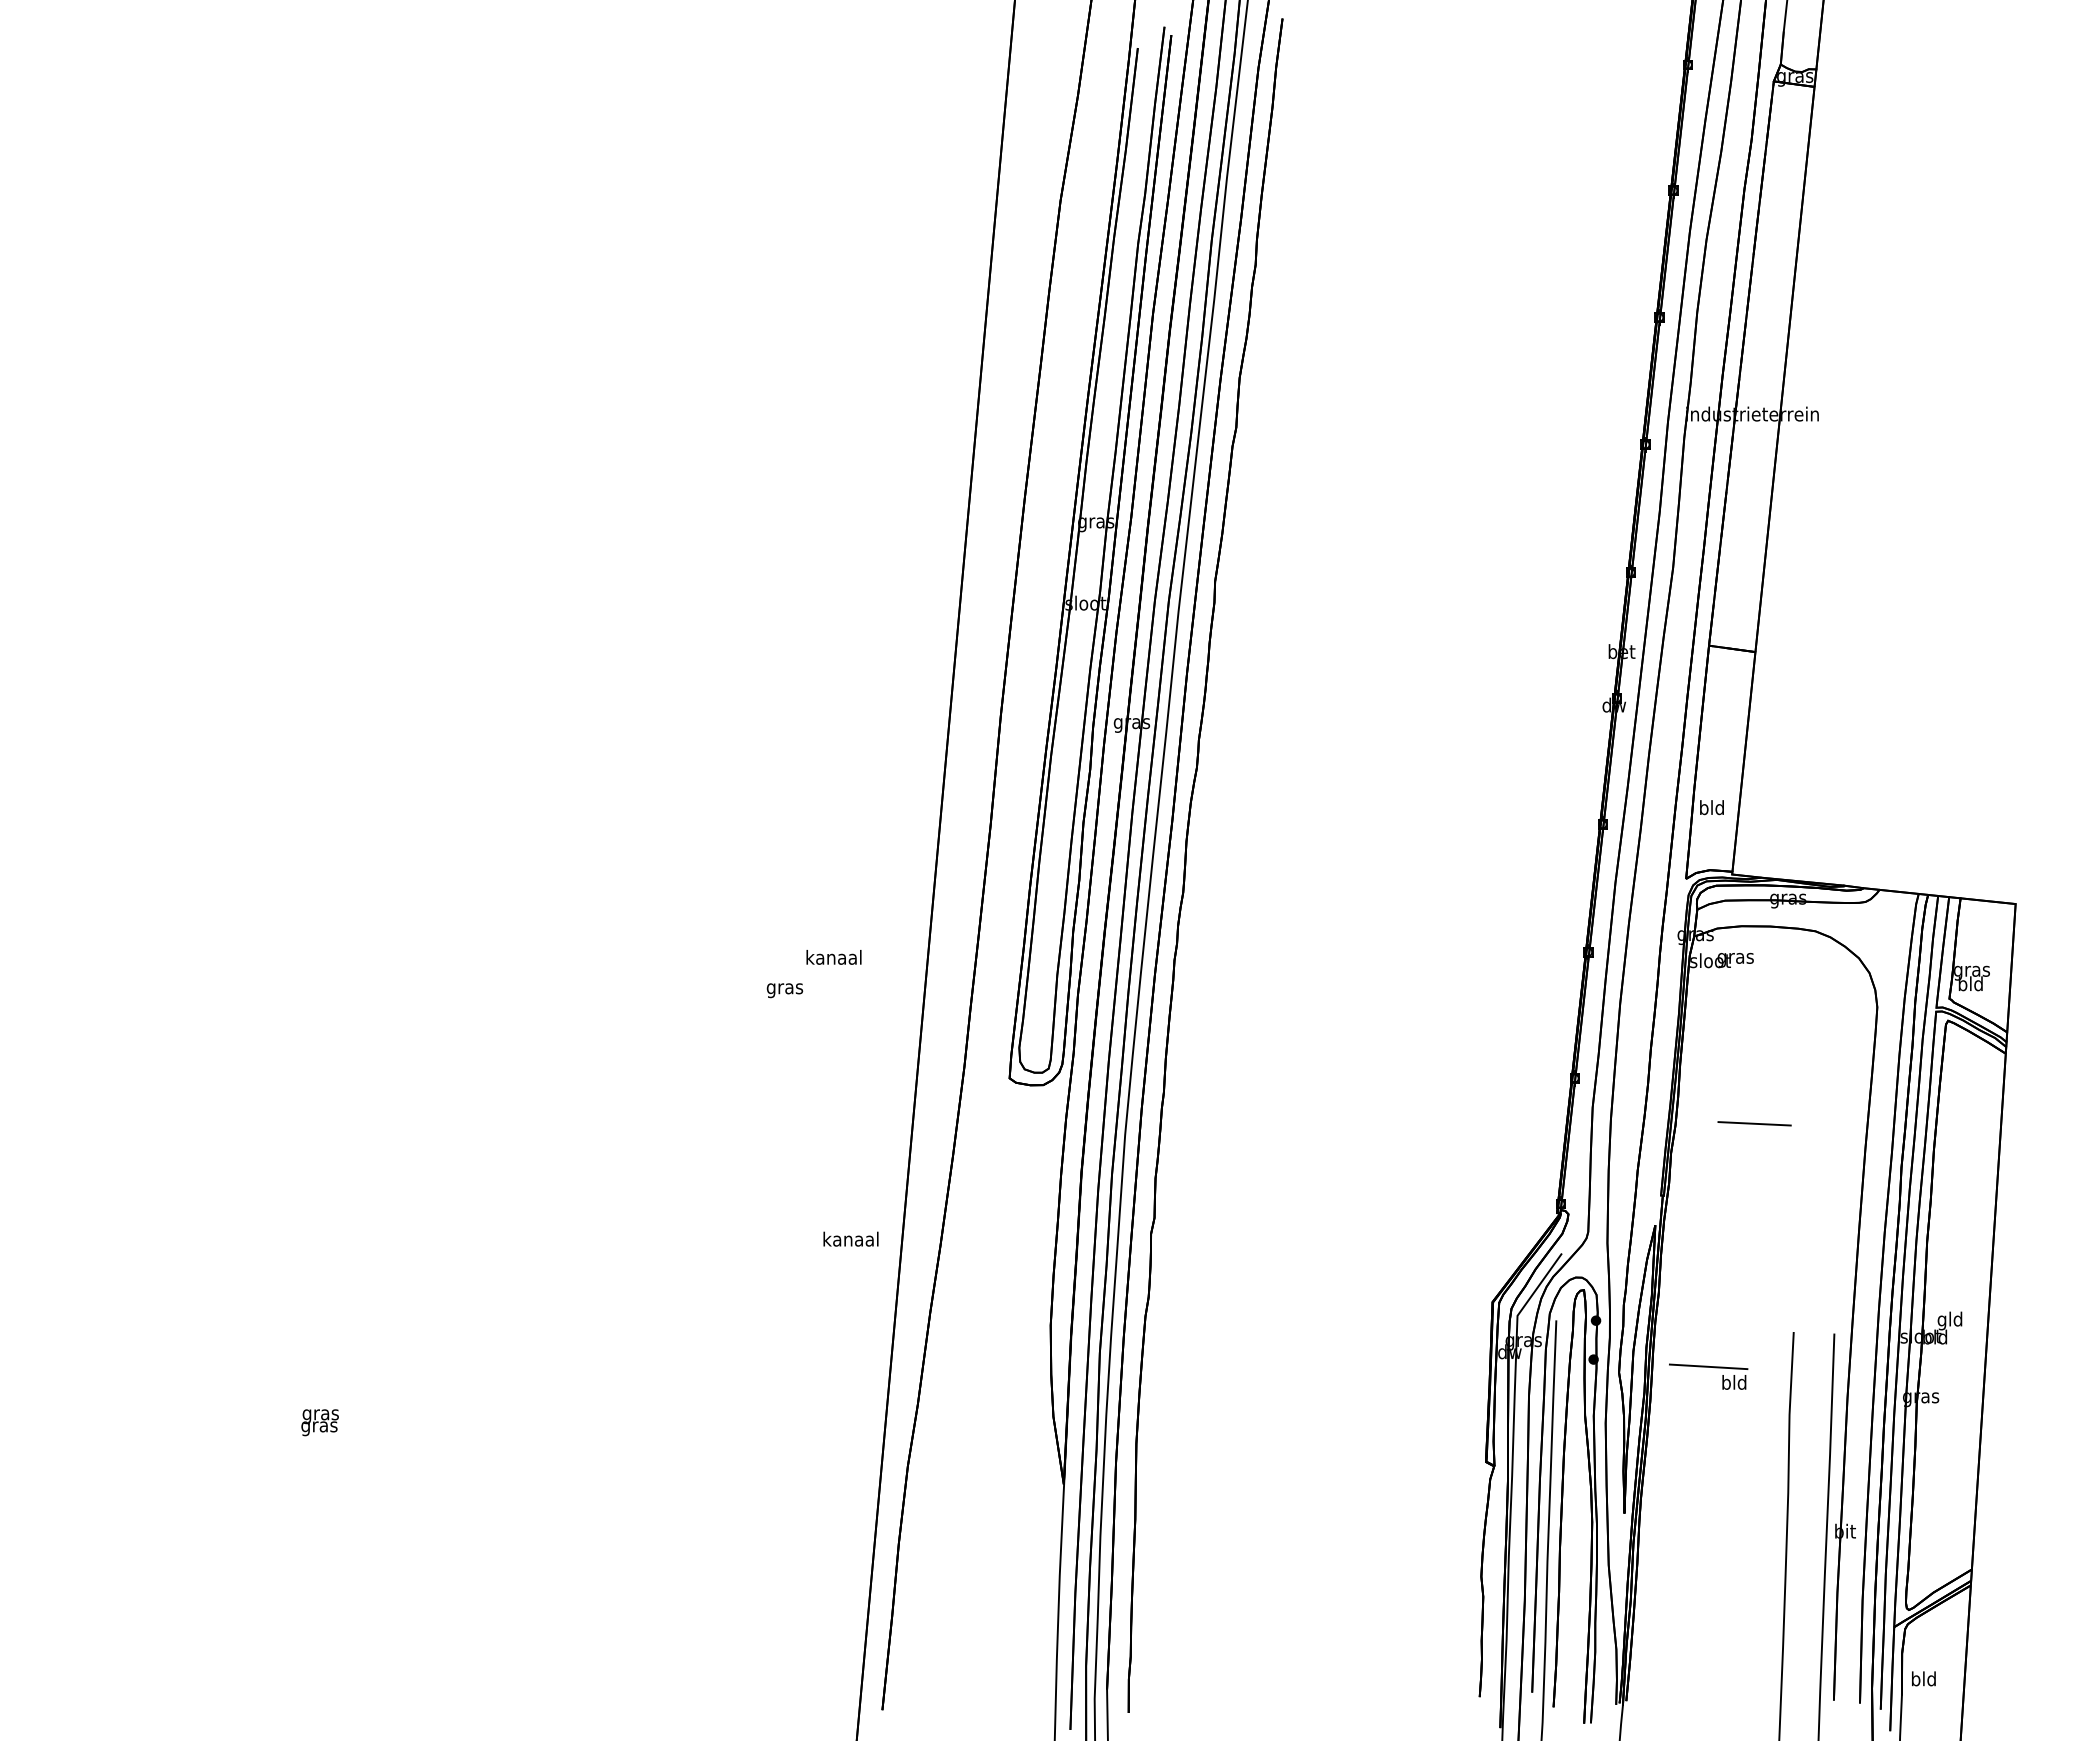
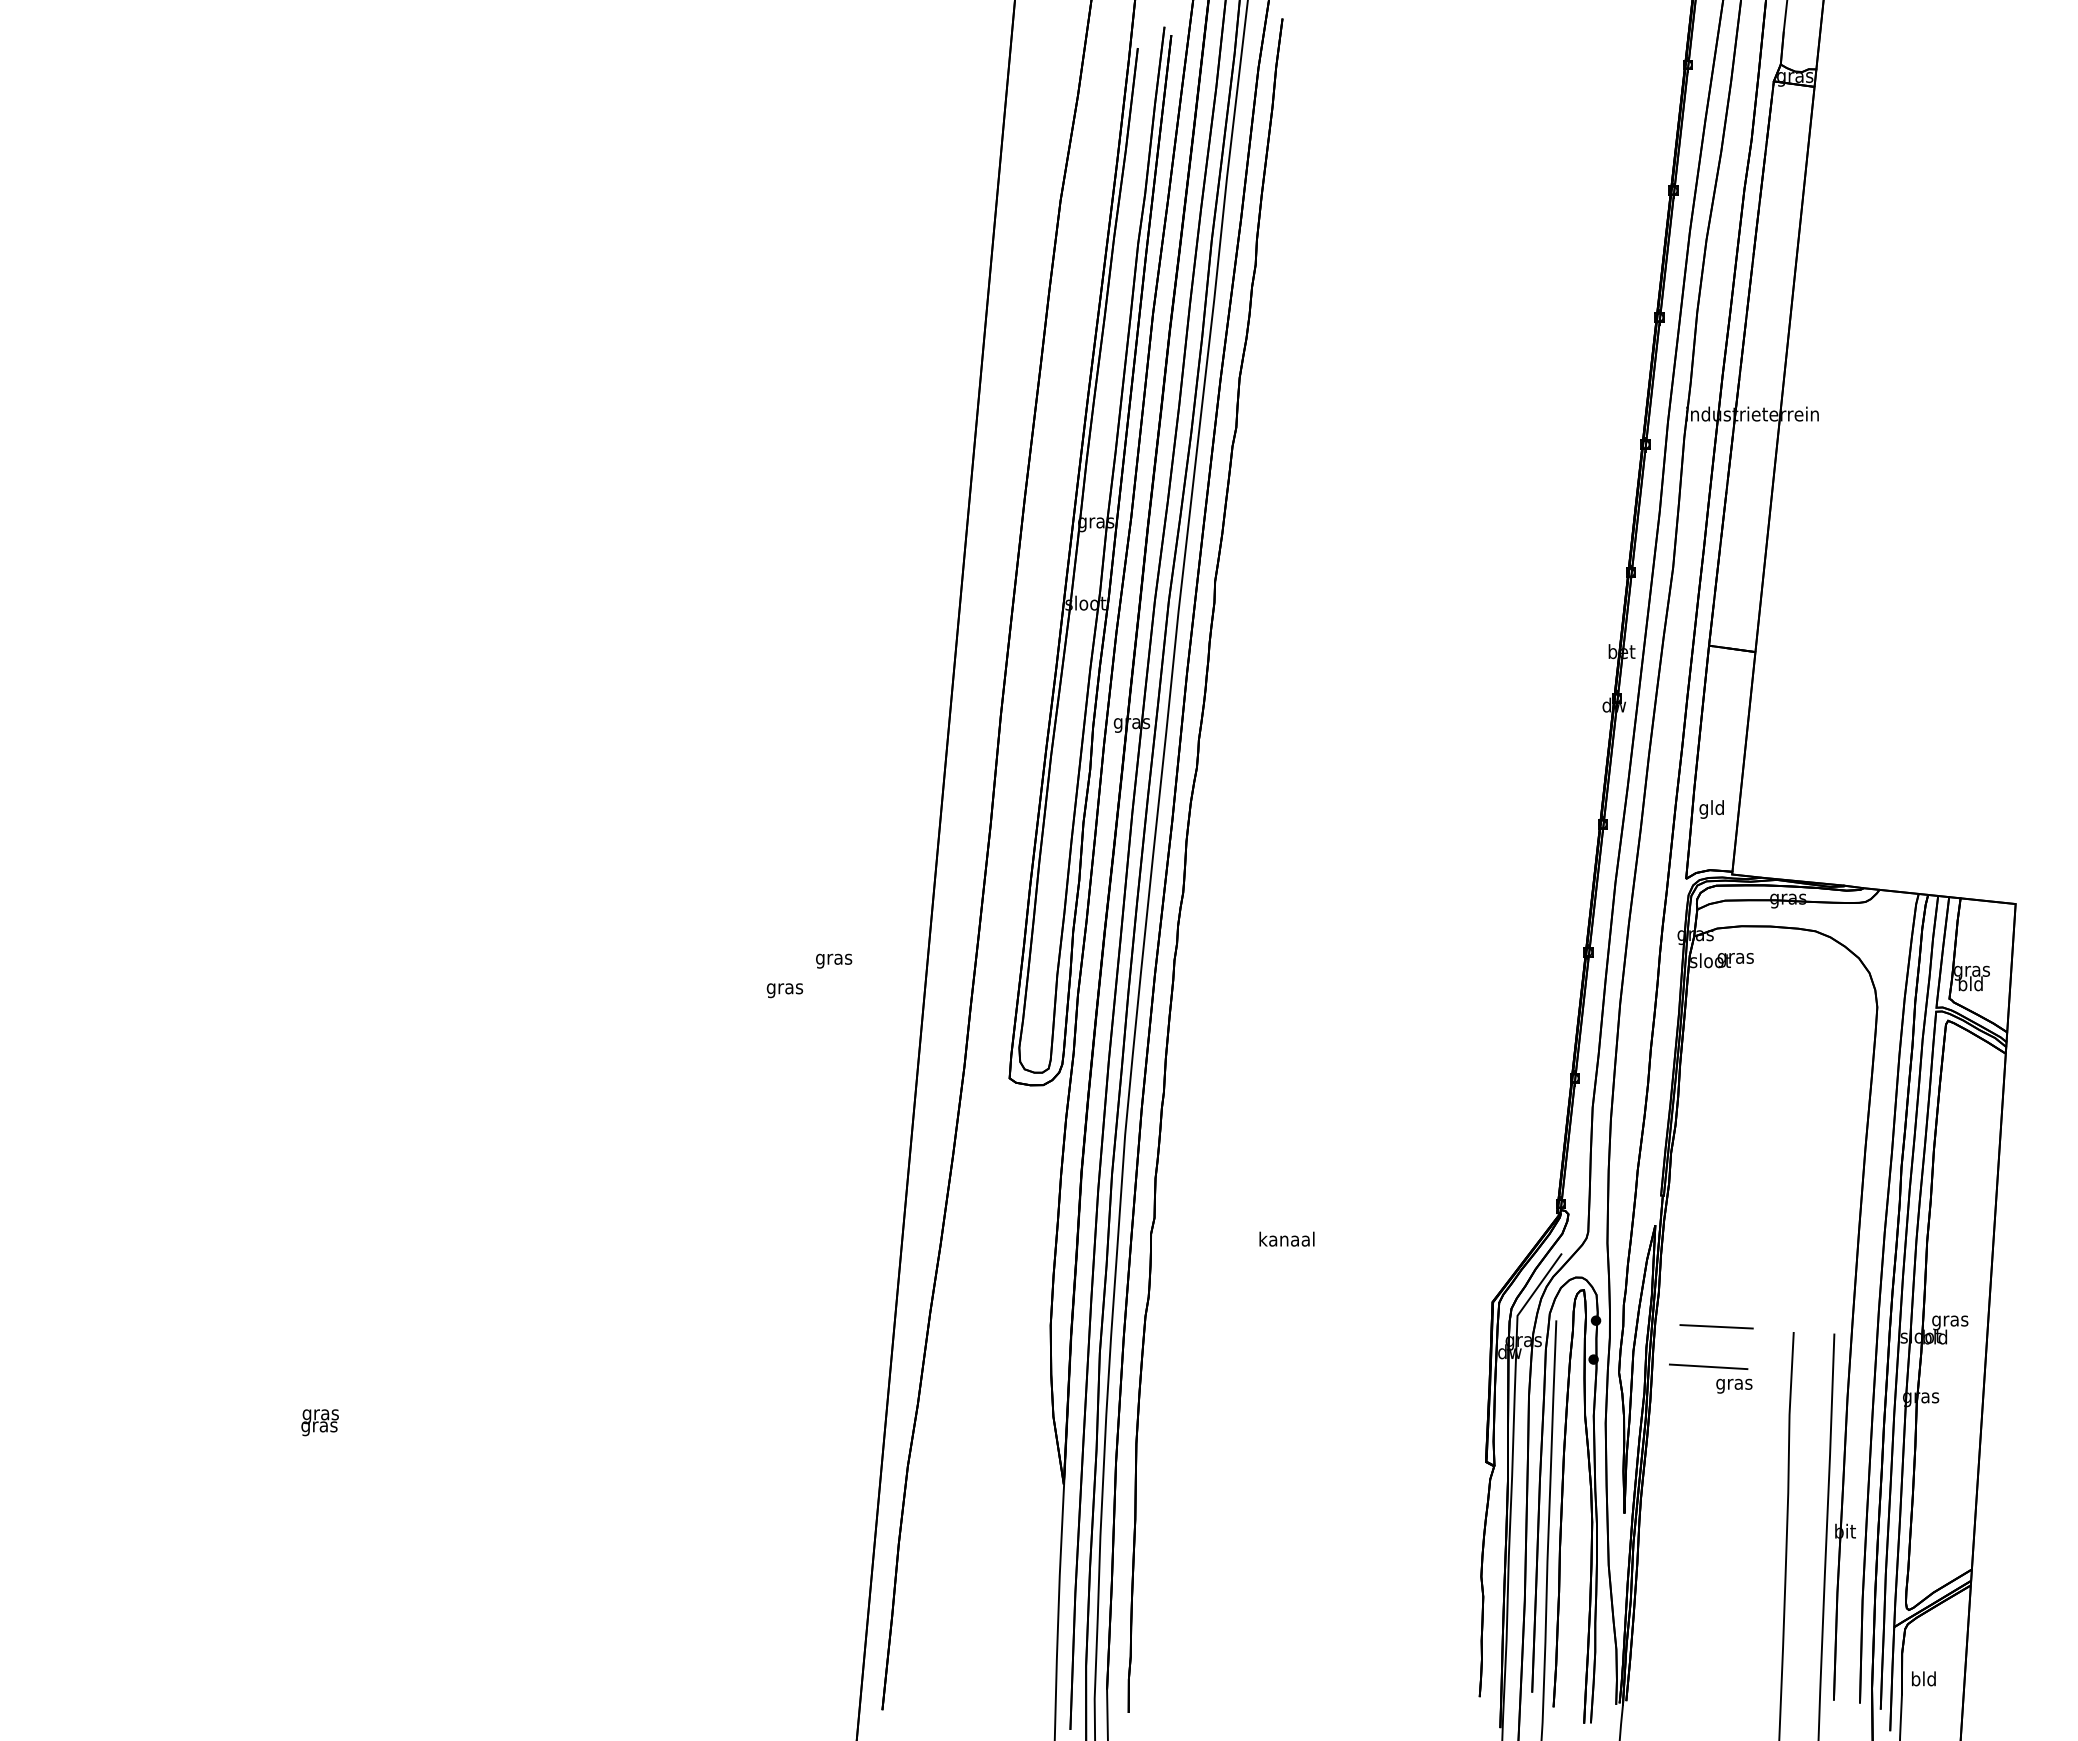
text: bld -> gld (1703, 809)
text: kanaal -> gras (833, 958)
line position: (1754, 1123) -> (1716, 1326) (1716, 1326)
text position: (850, 1238) -> (1286, 1238) (1286, 1238)
text: gld -> gras (1950, 1320)
text: bld -> gras (1734, 1384)
